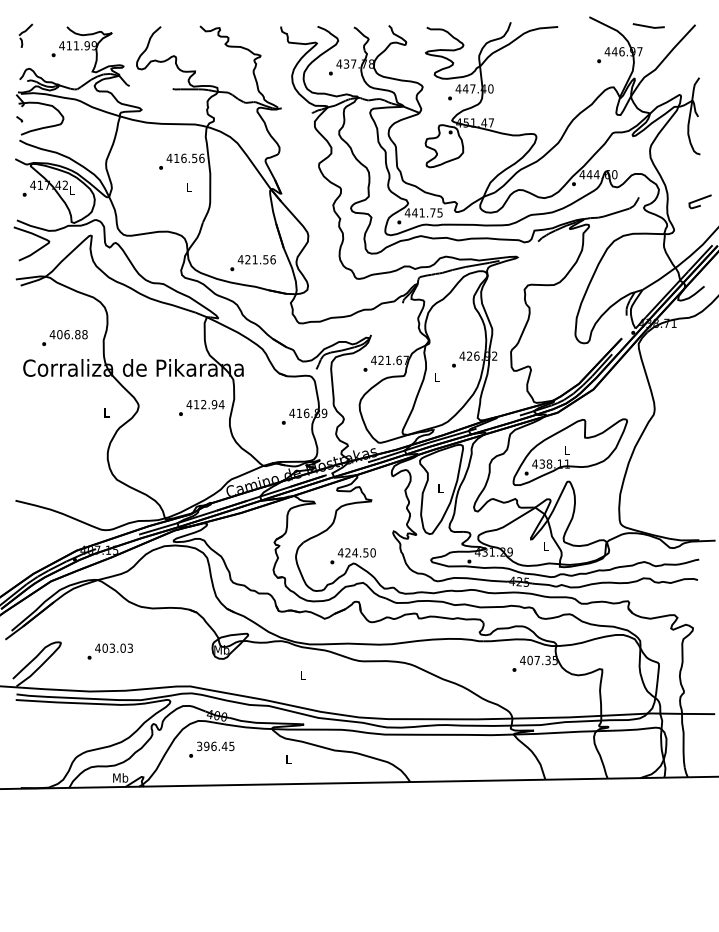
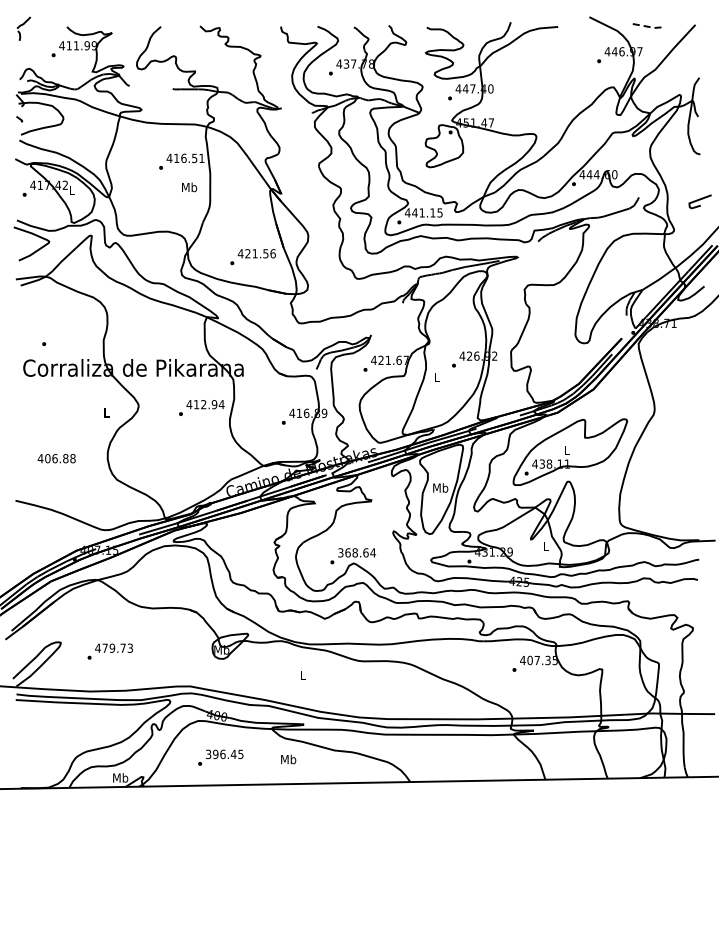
line: solid -> dashed (649, 27)
part position: (25, 35) -> (23, 28) (23, 28)
text: 416.56 -> 416.51 (201, 157)
text: L -> Mb (189, 187)
text: 441.75 -> 441.15 (432, 212)
text position: (252, 263) -> (252, 257) (252, 257)
text position: (68, 334) -> (56, 458) (56, 458)
text: L -> Mb (440, 487)
text: 424.50 -> 368.64 (356, 552)
text: 403.03 -> 479.73 (113, 647)
text position: (211, 749) -> (220, 757) (220, 757)
text: L -> Mb (288, 759)
